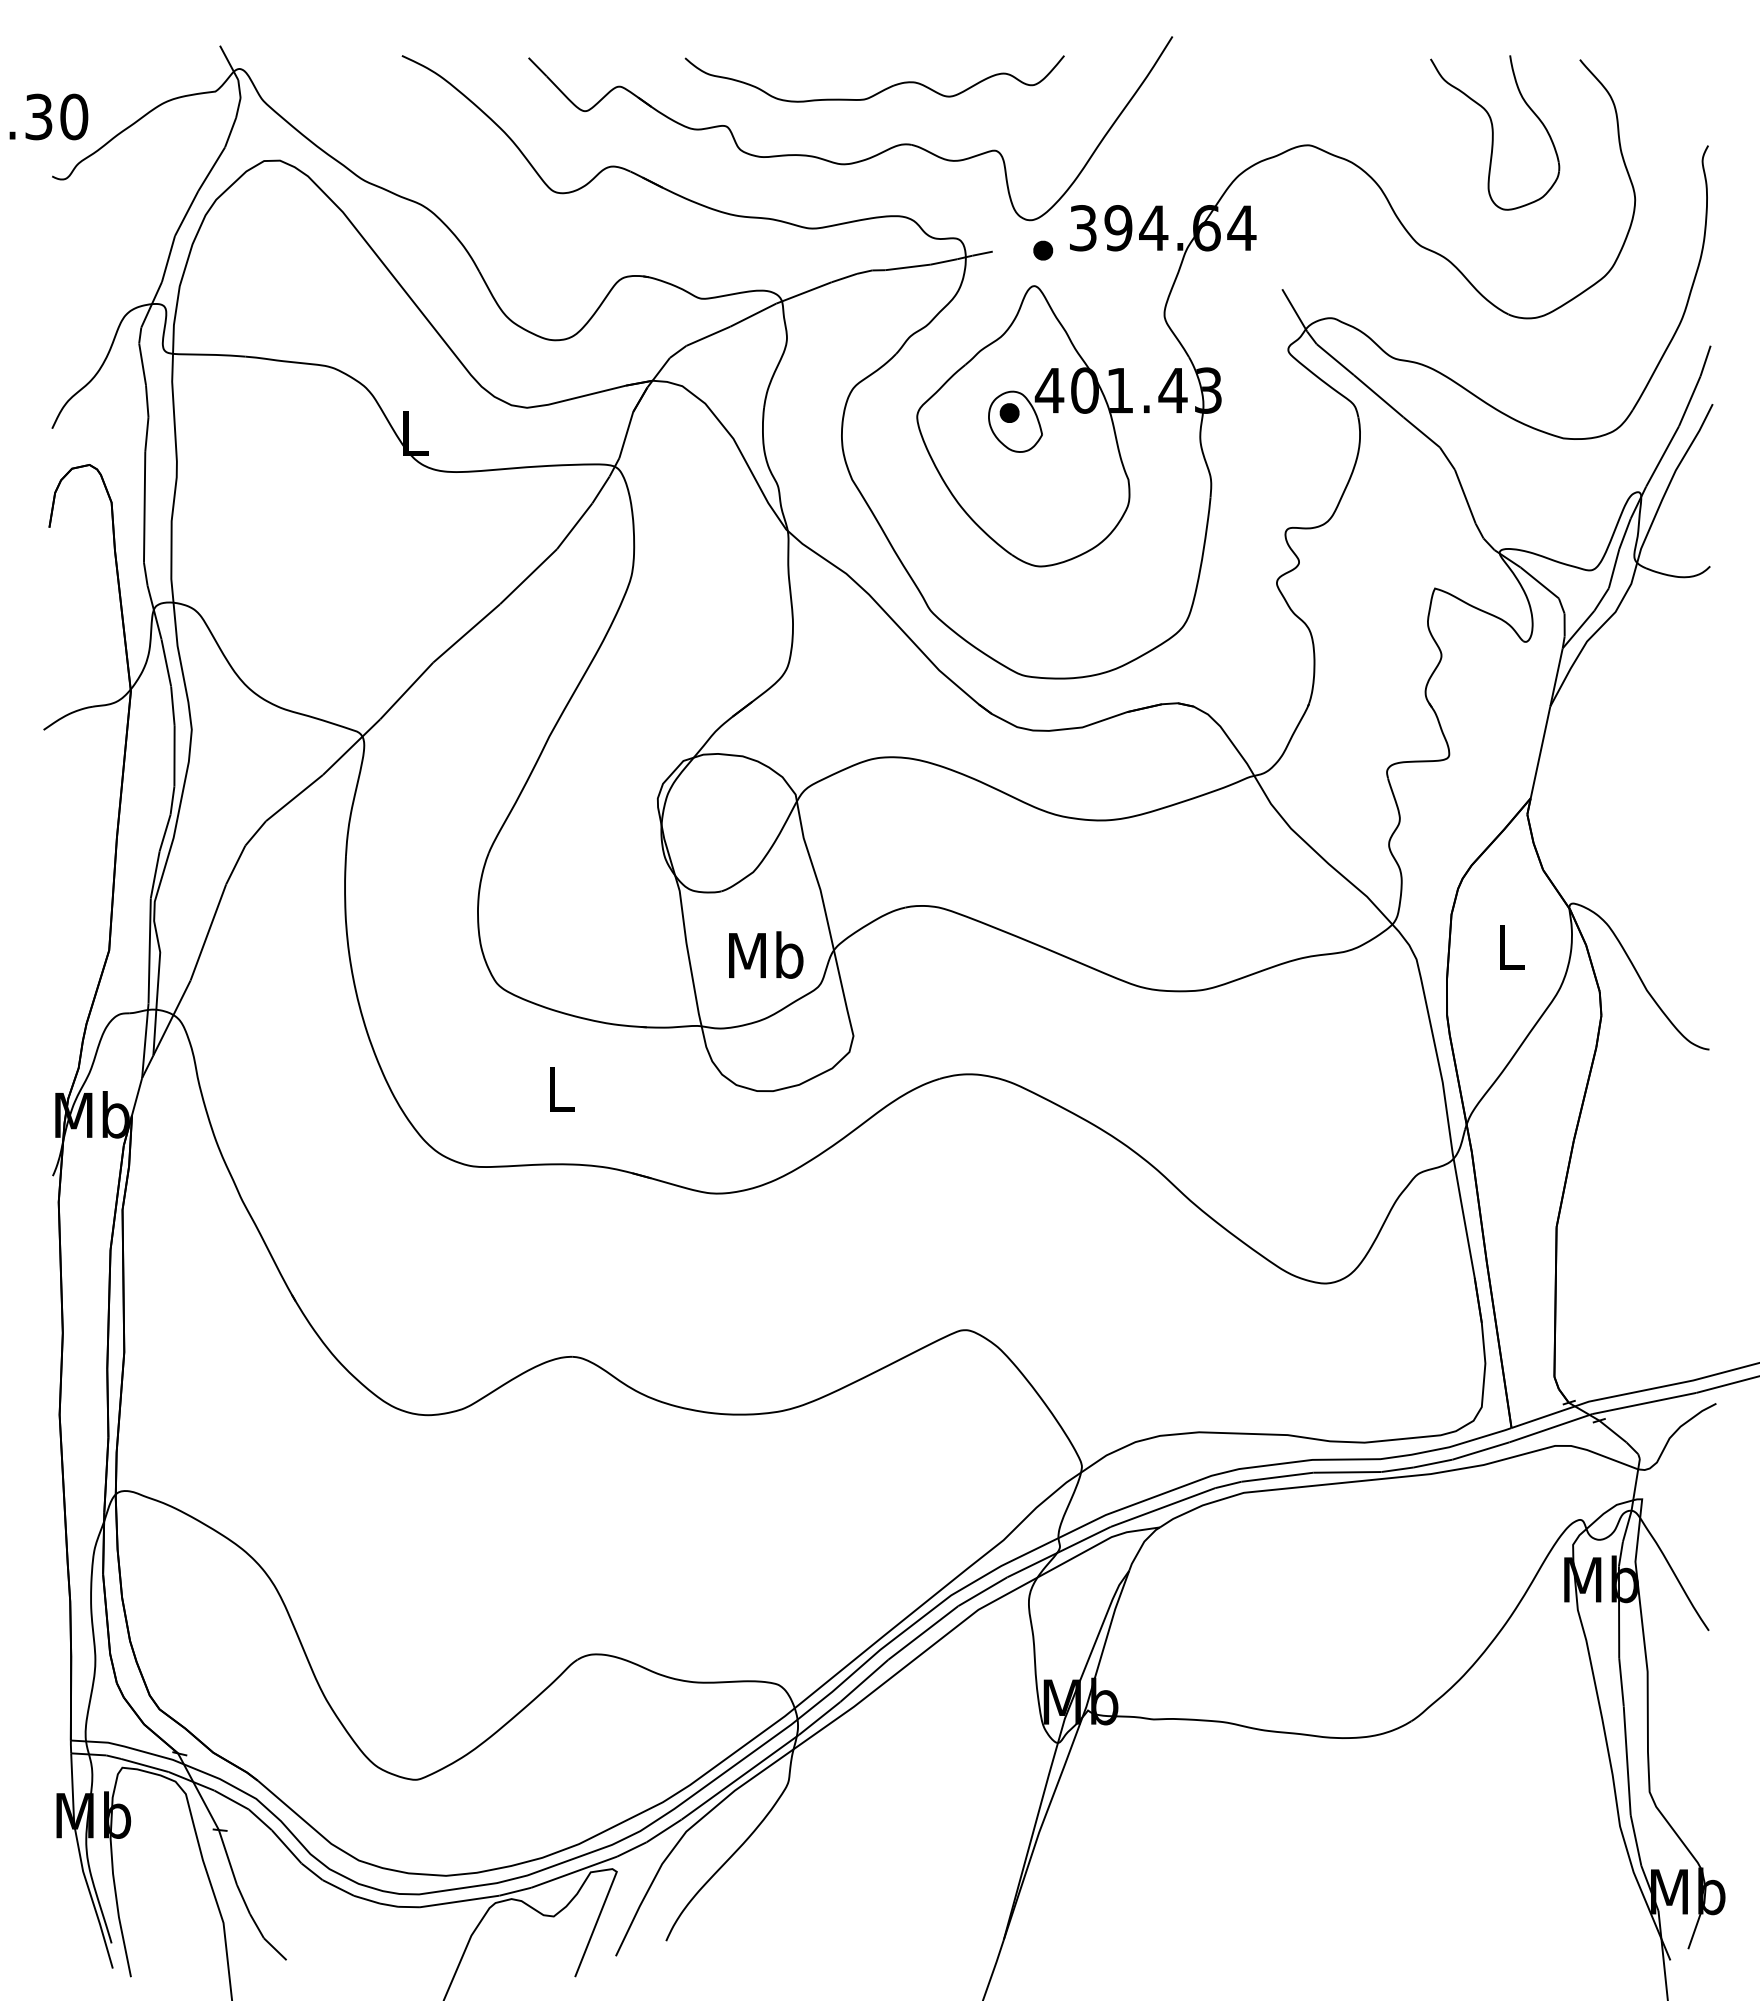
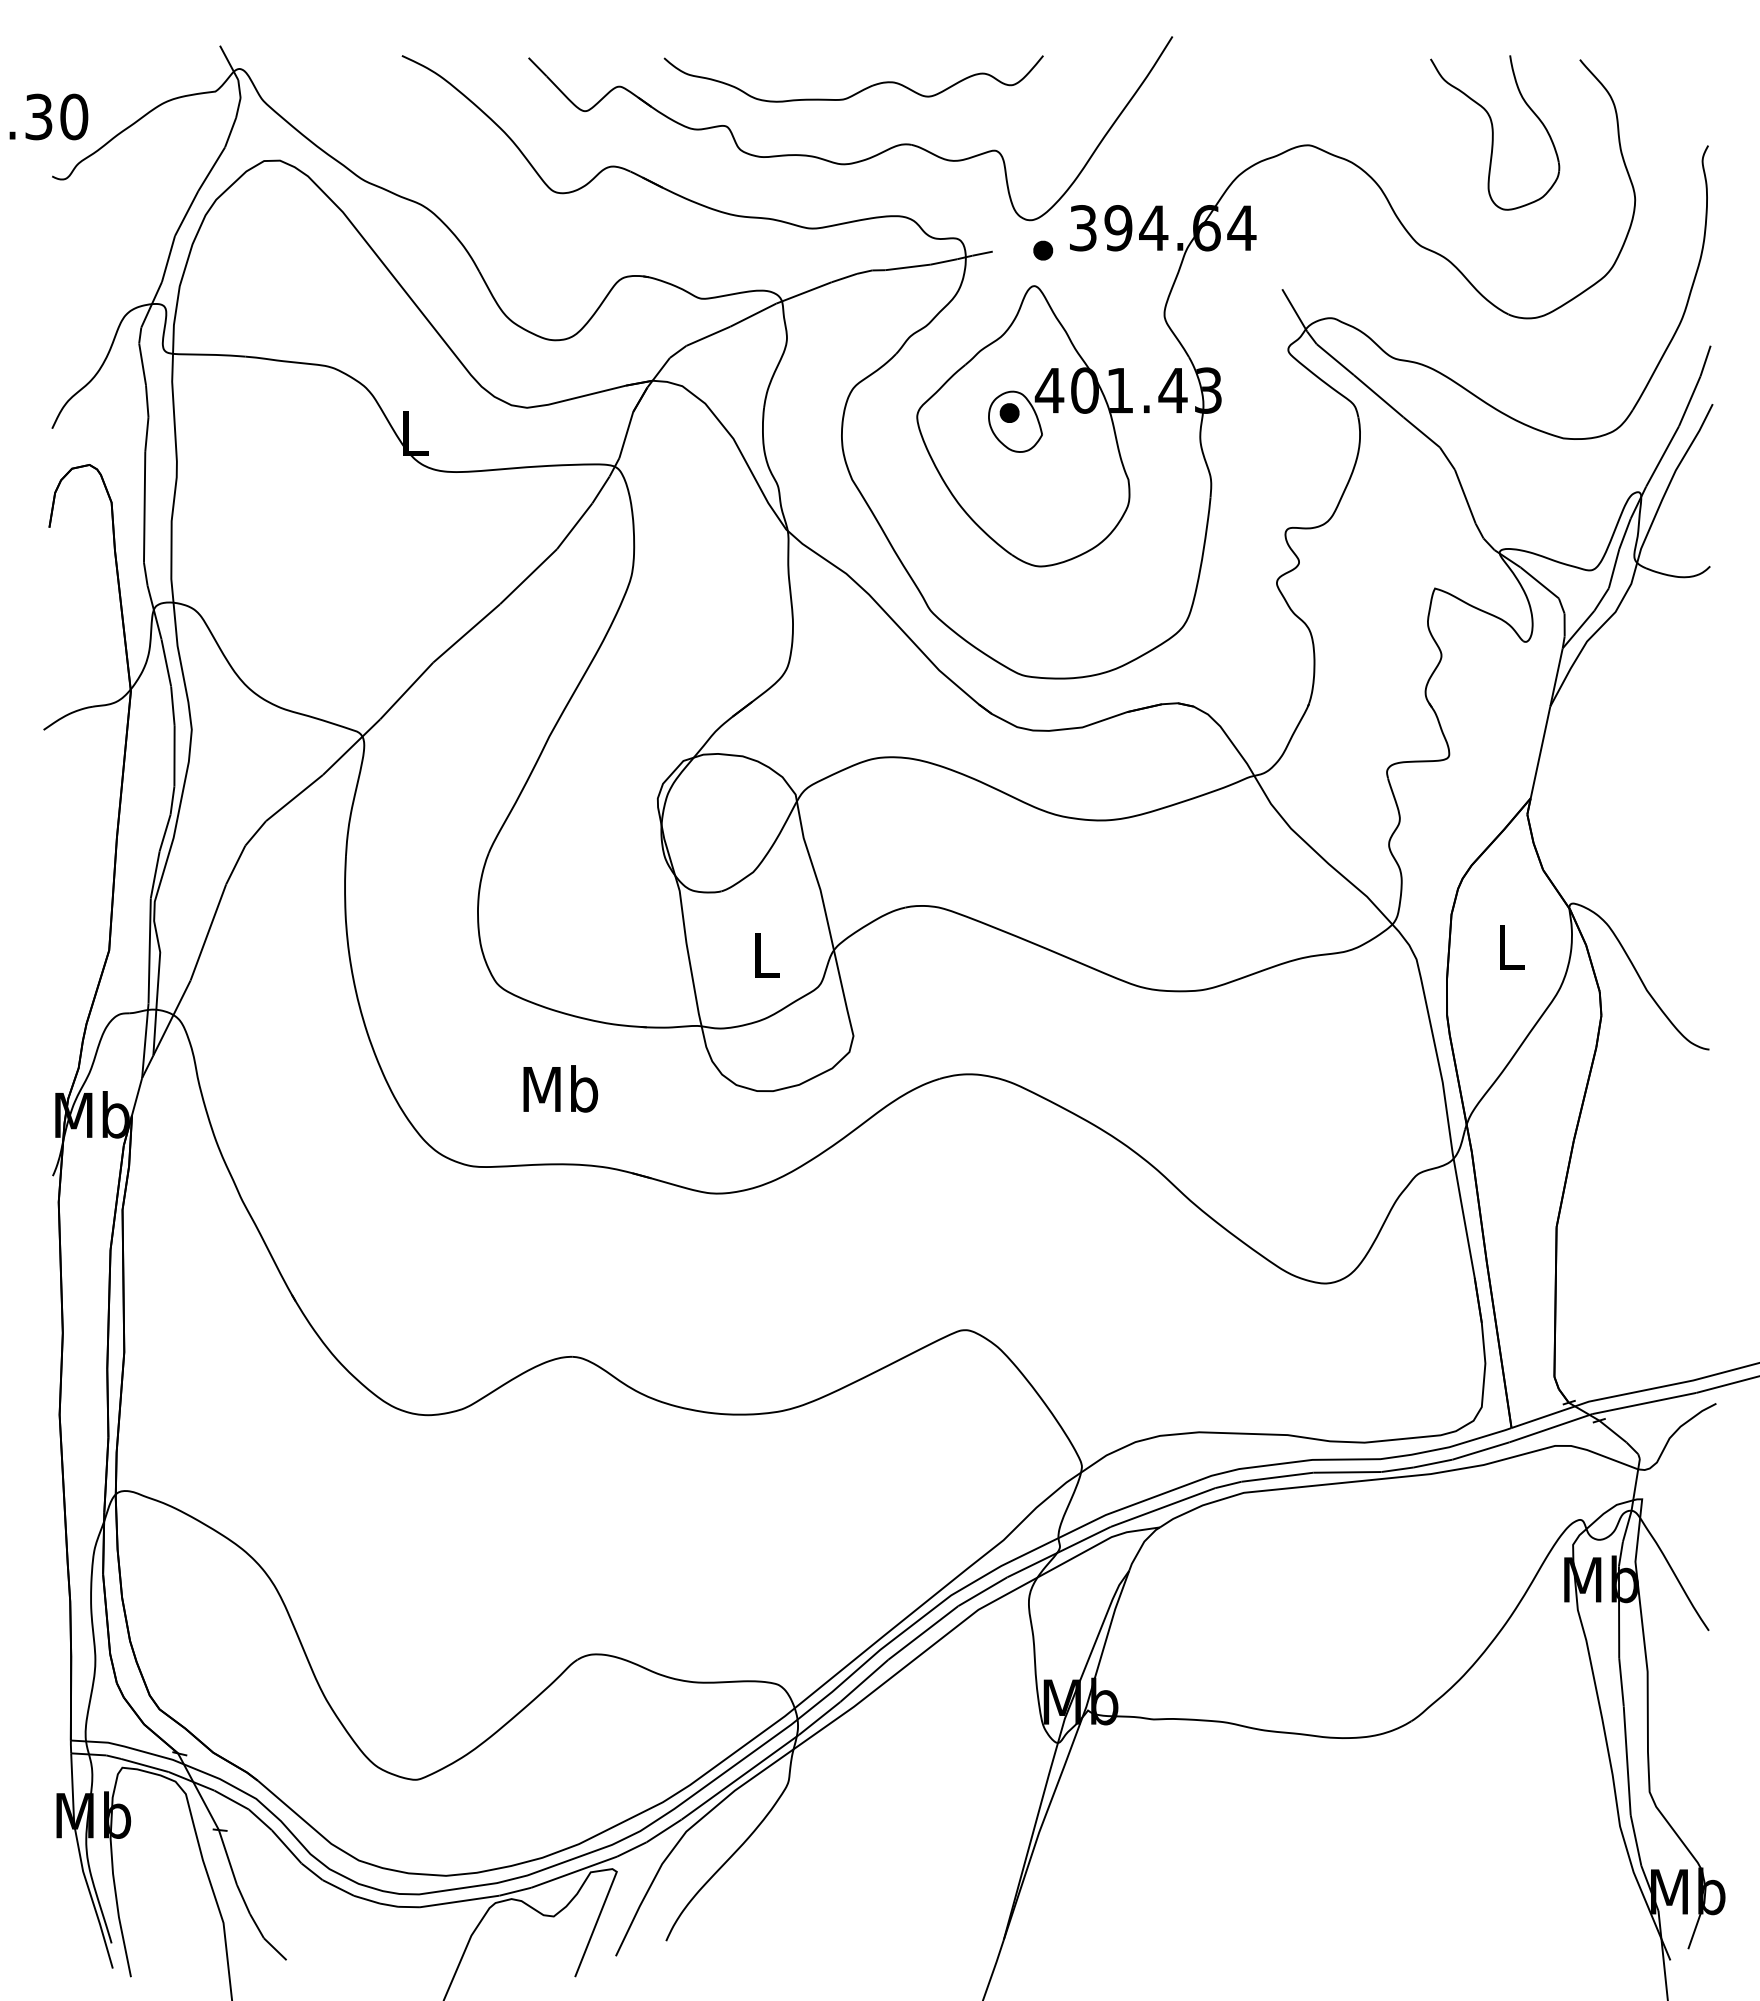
part position: (882, 89) -> (861, 89) (861, 89)
text: Mb -> L (766, 954)
text: L -> Mb (560, 1088)
